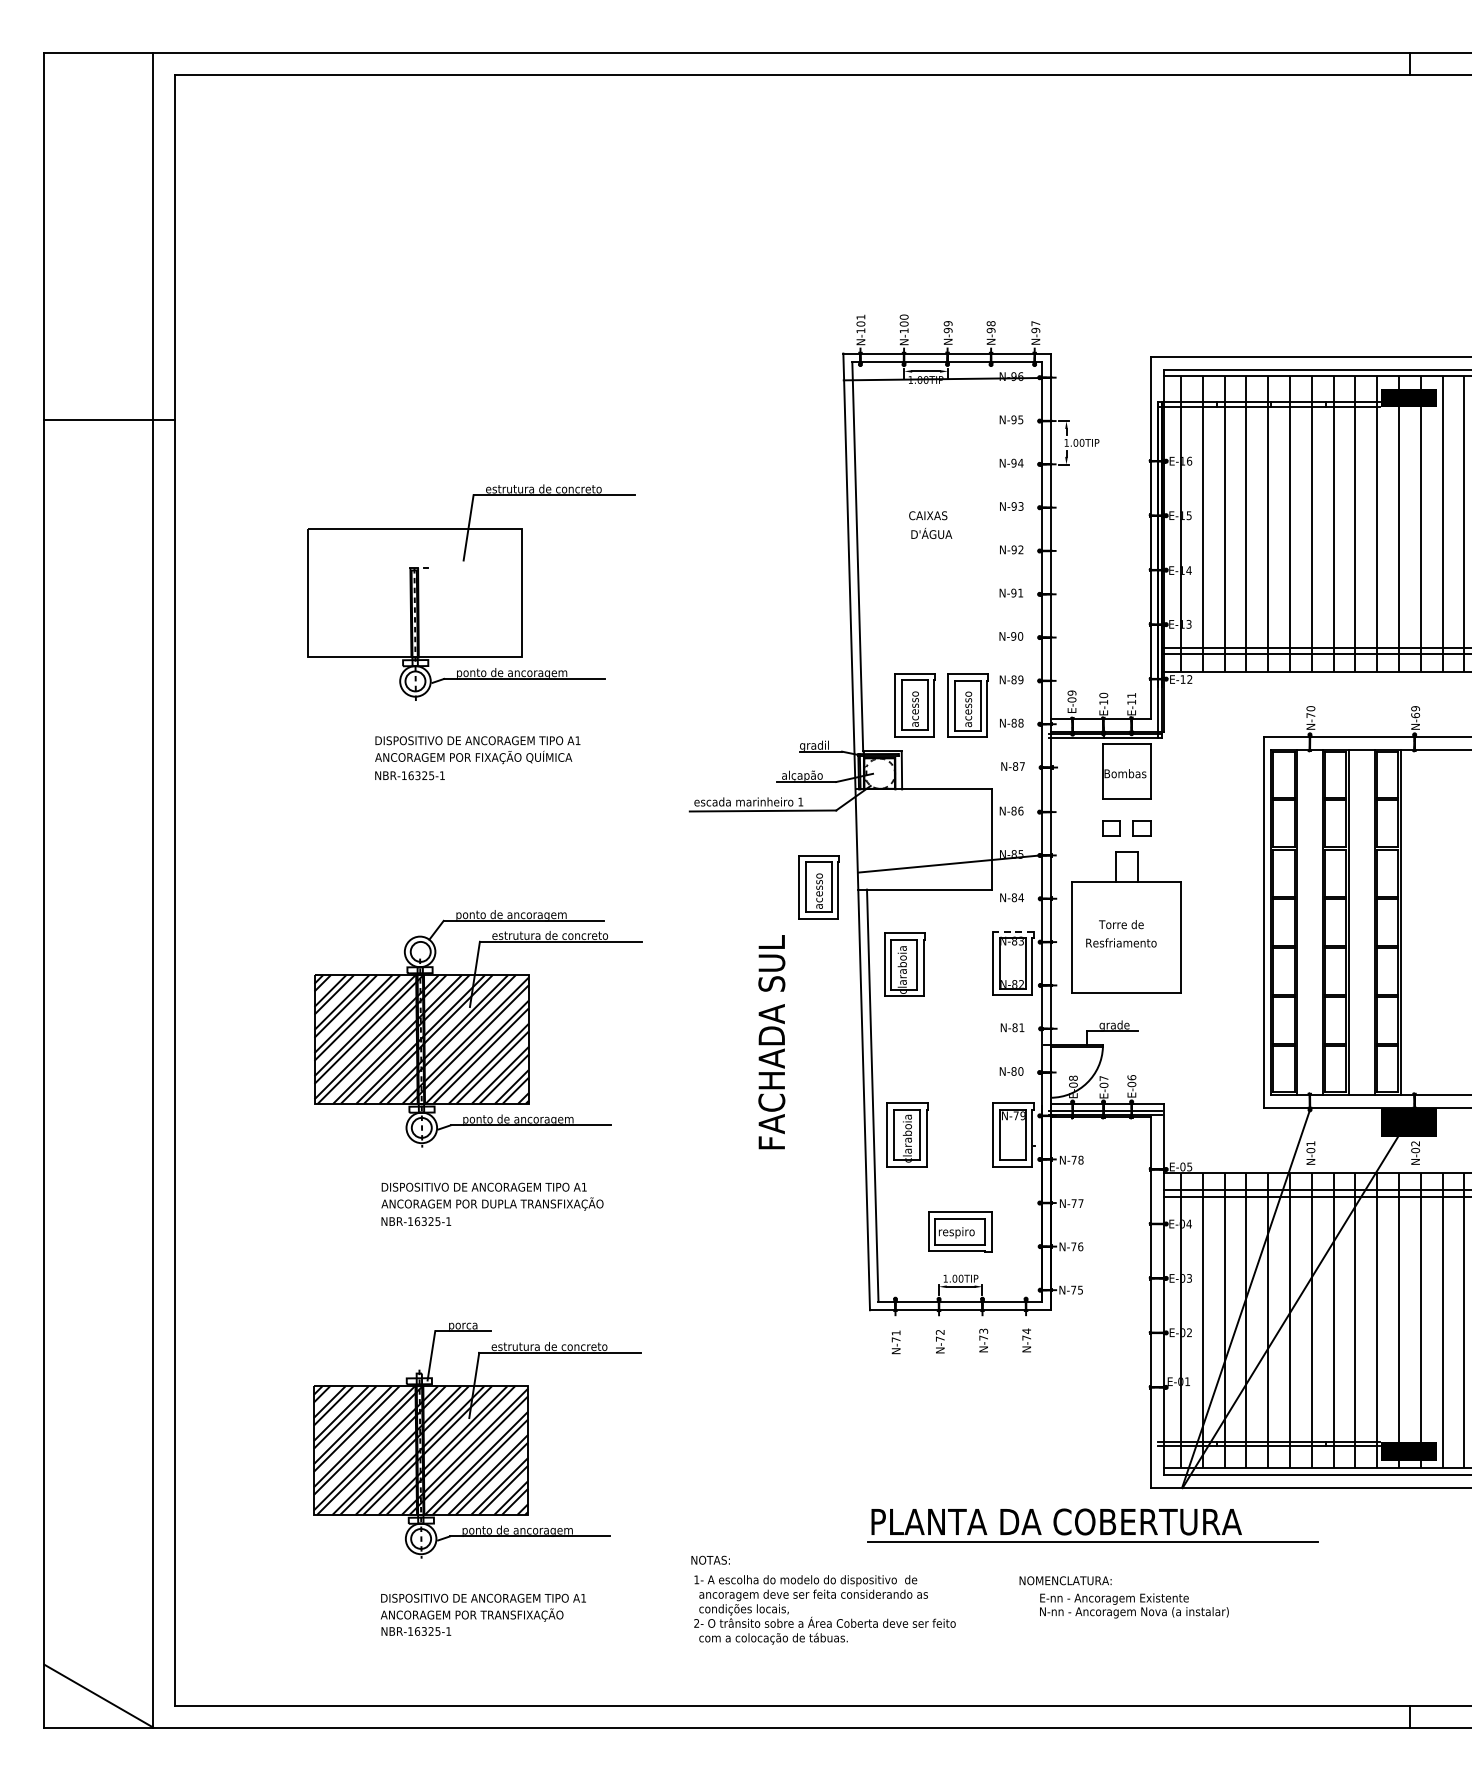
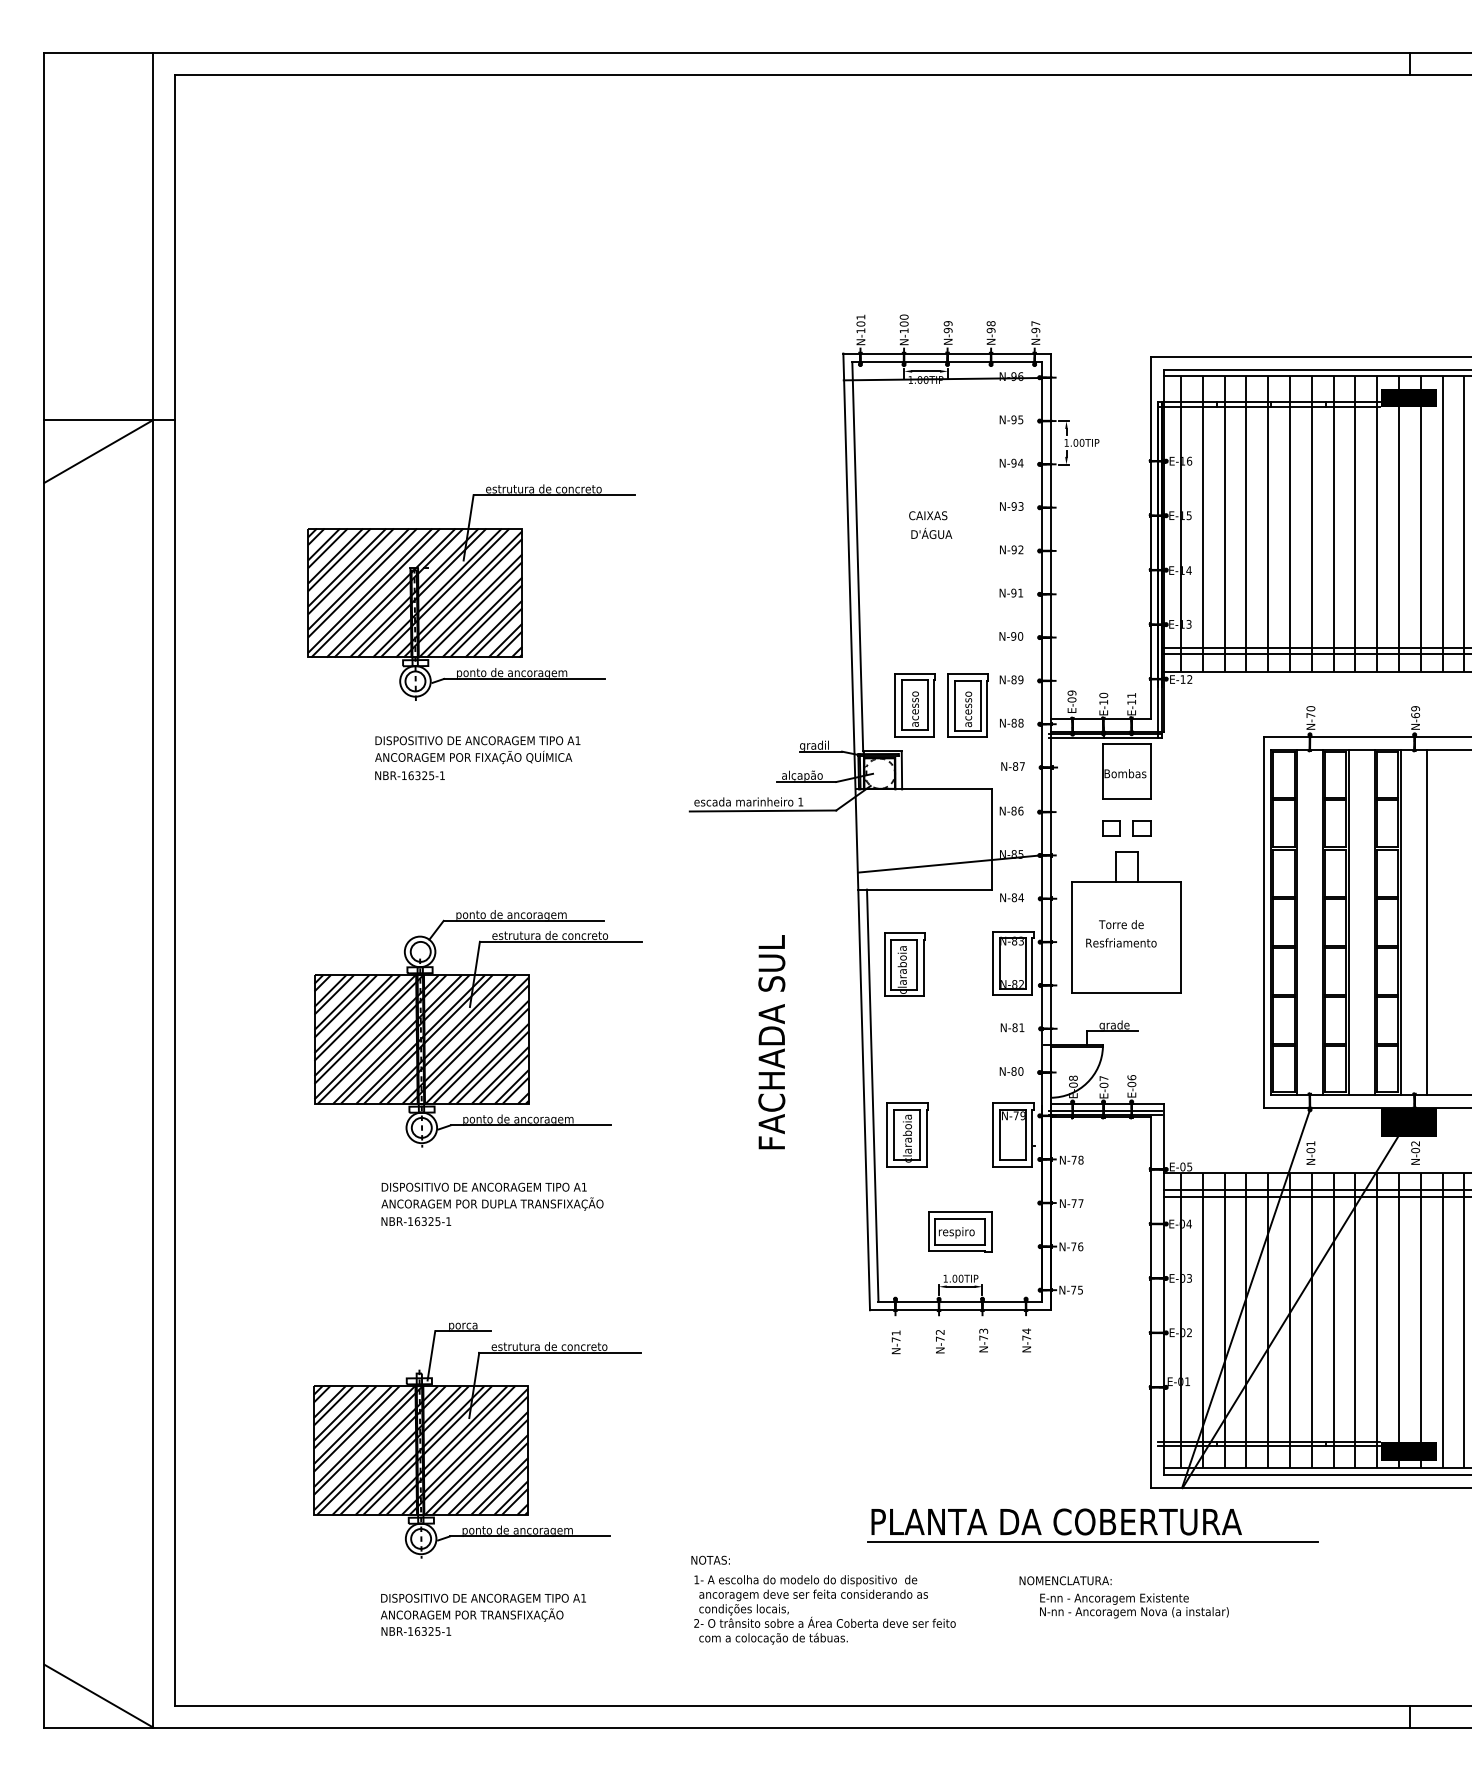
line: none -> present (98, 451)
hatch: none -> present (415, 592)
part: present -> none (818, 887)
line: none -> present (1426, 922)
line: dashed -> solid (1012, 931)
